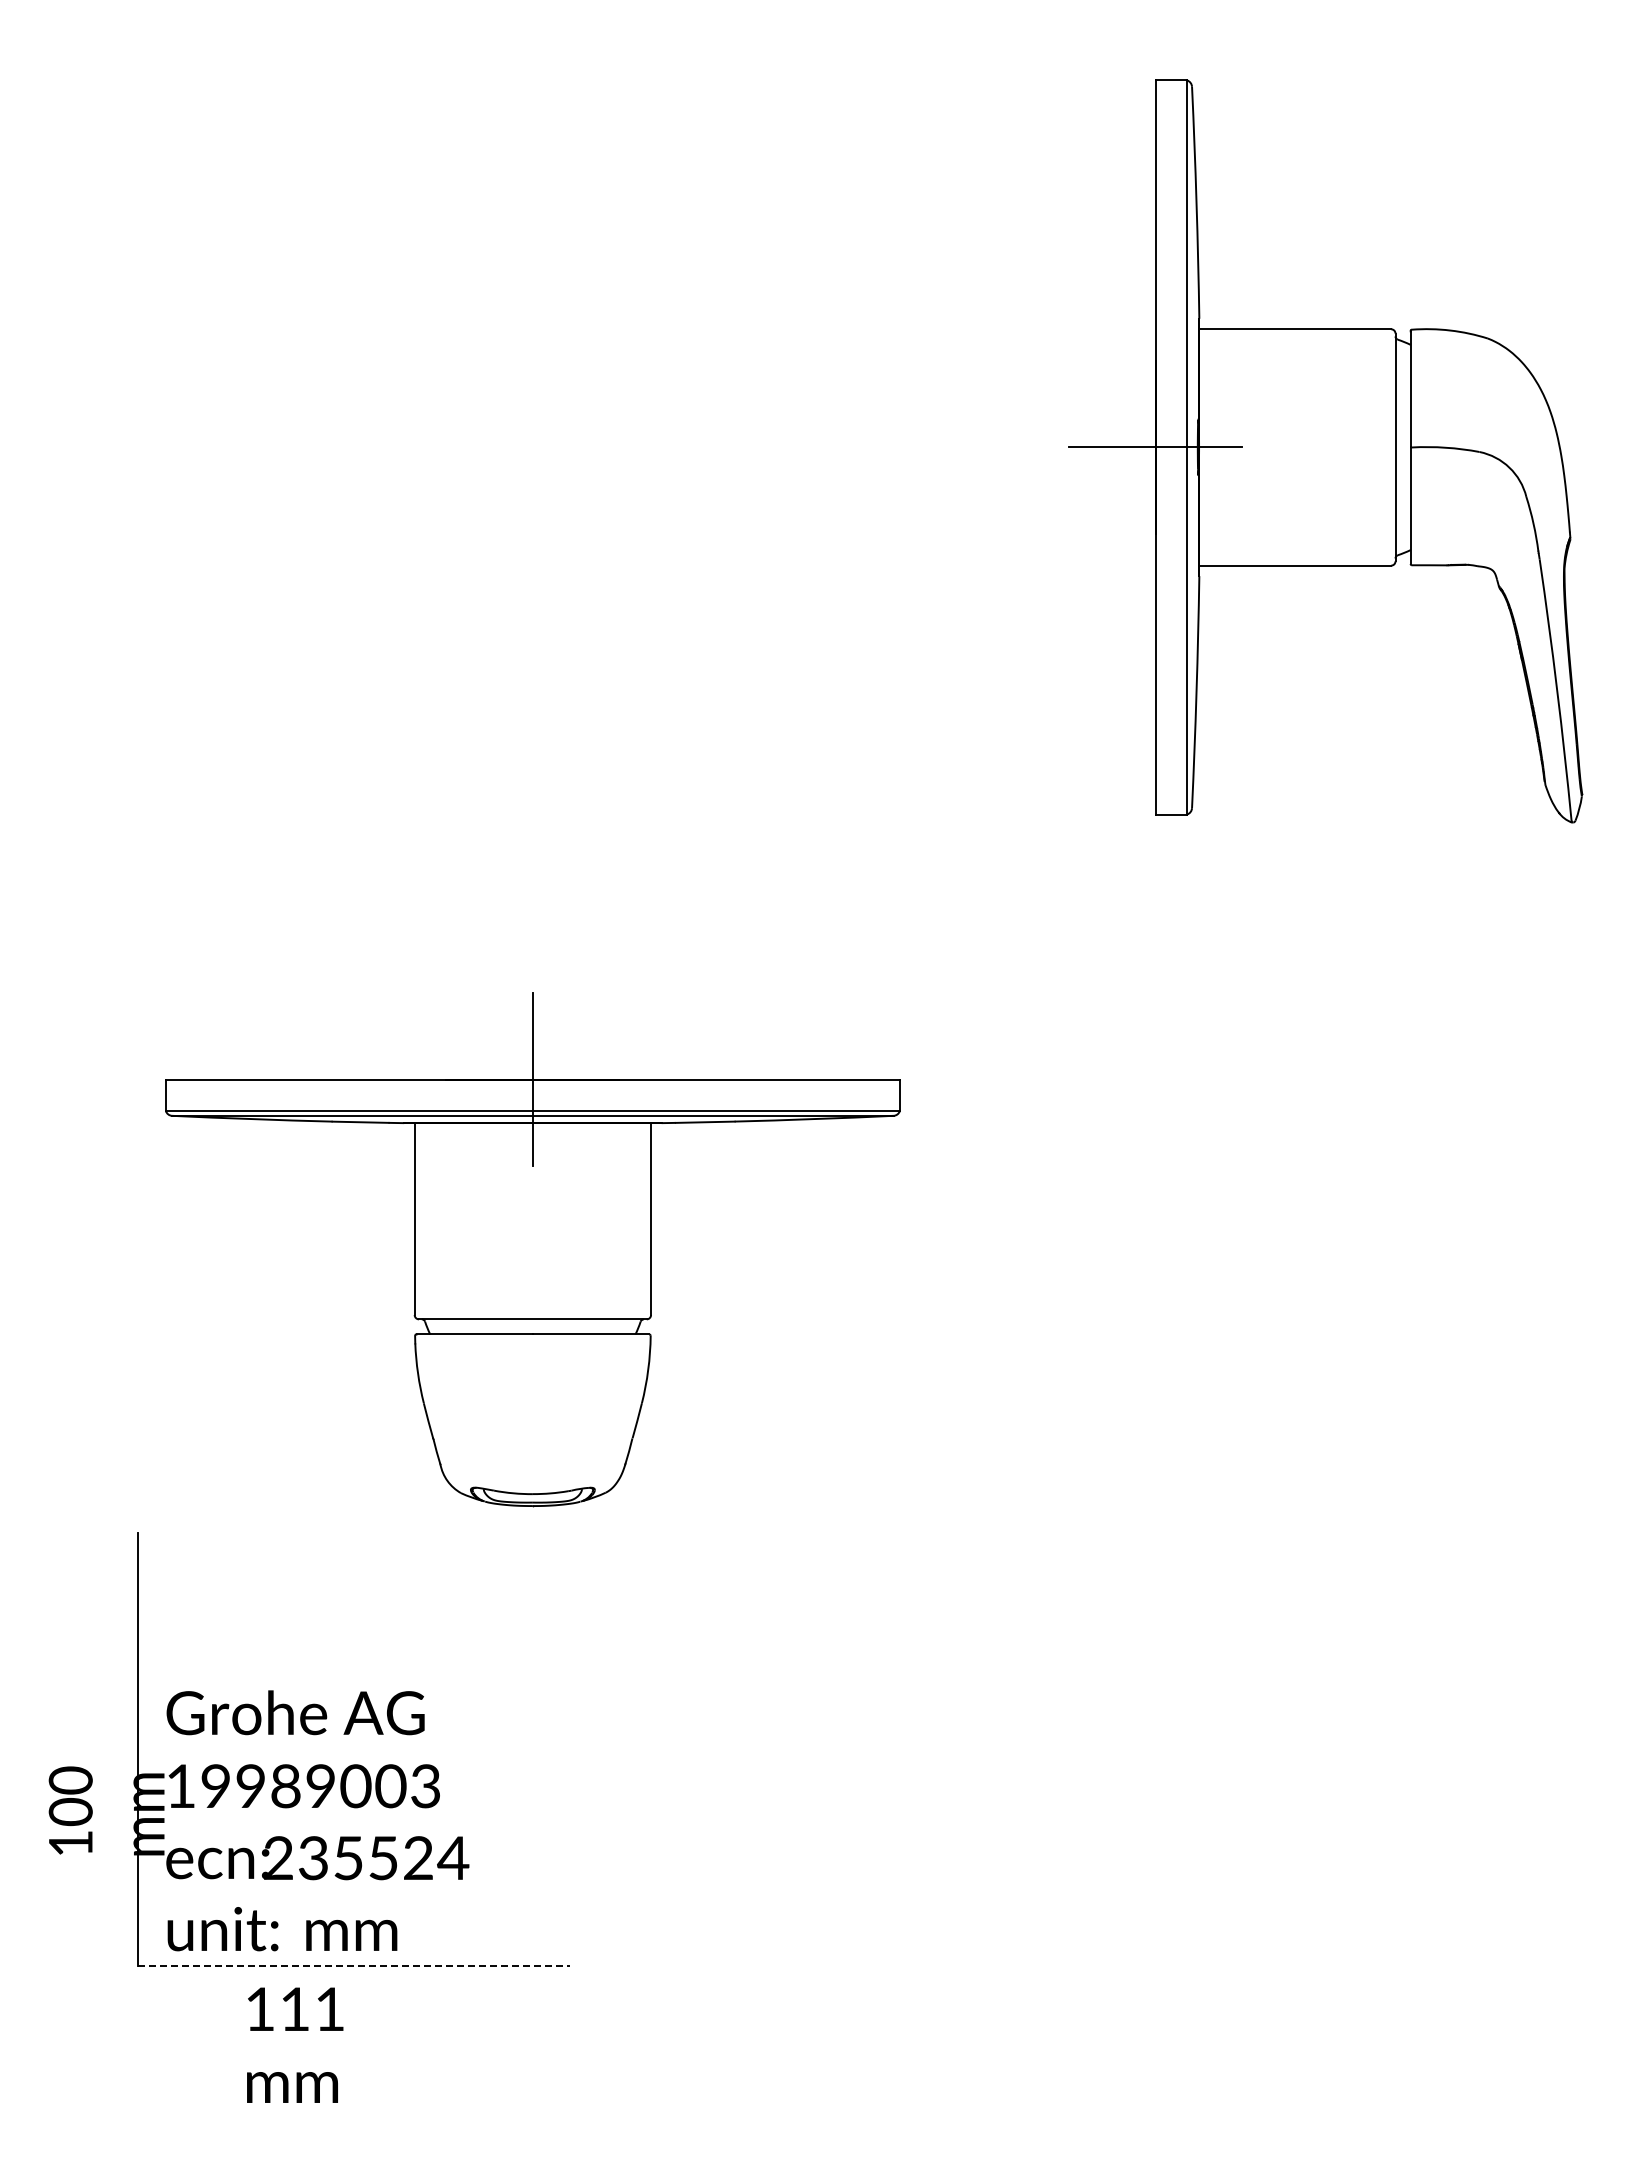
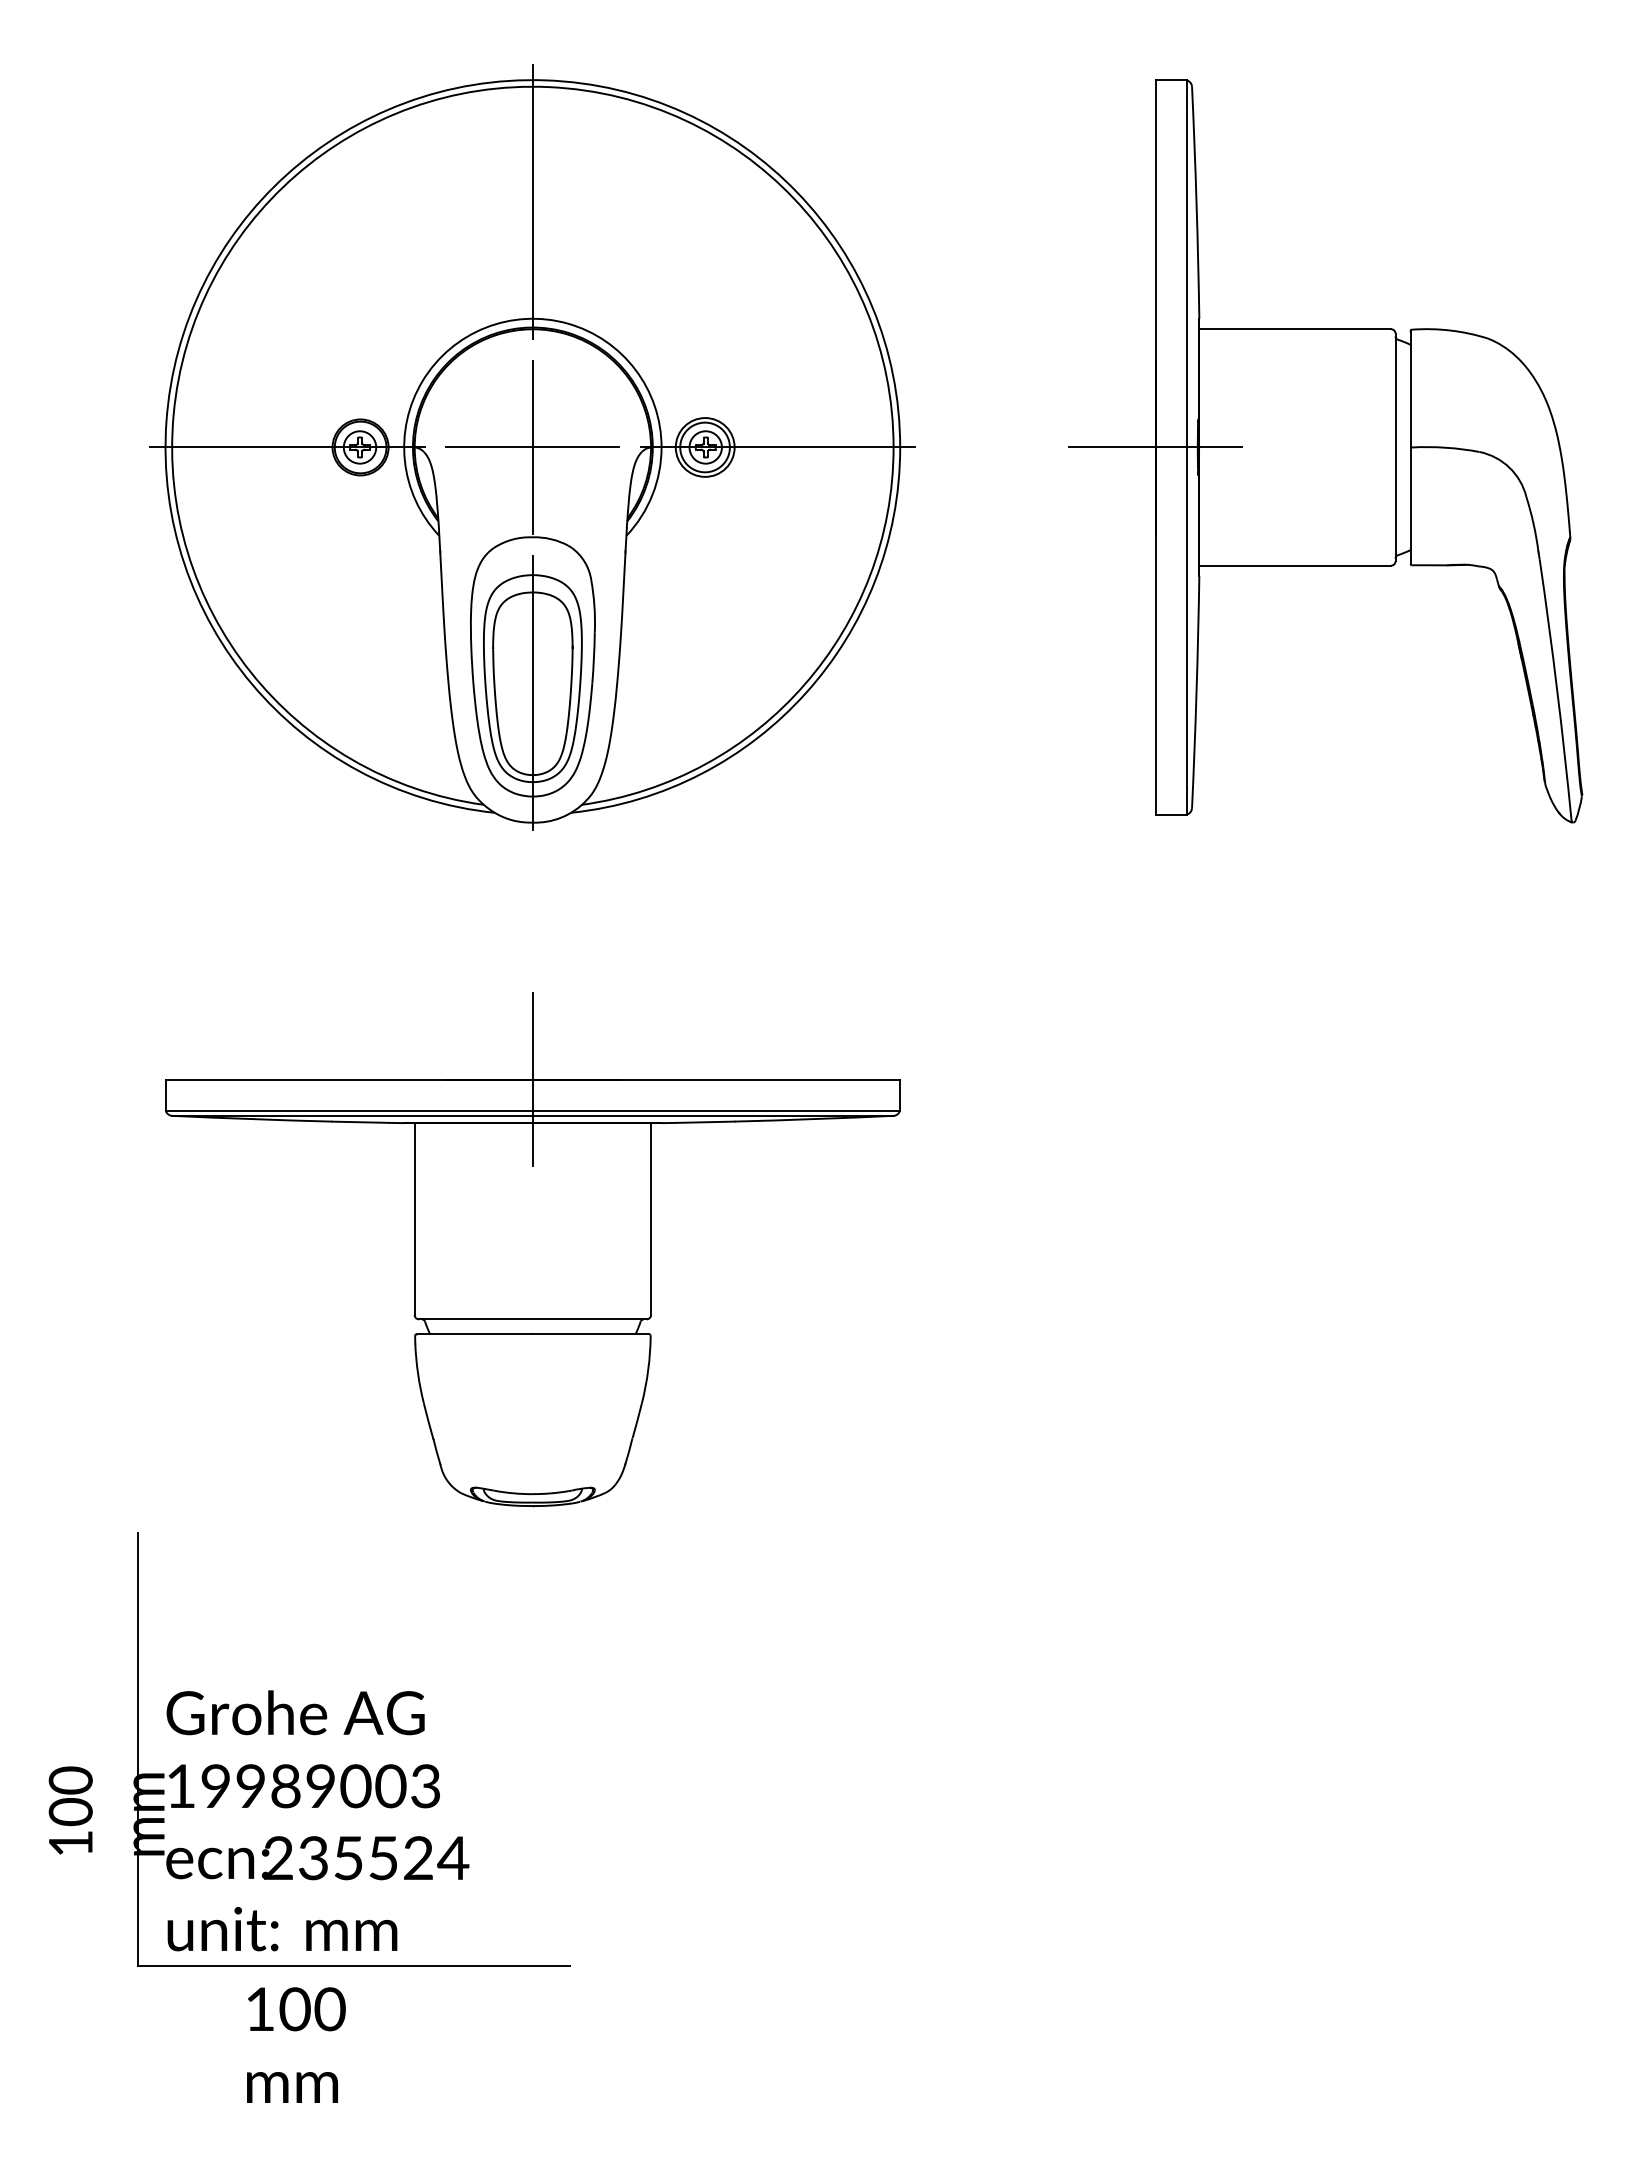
part: none -> present (532, 447)
line: dashed -> solid (354, 1965)
text: 111 -> 100 (312, 2009)
